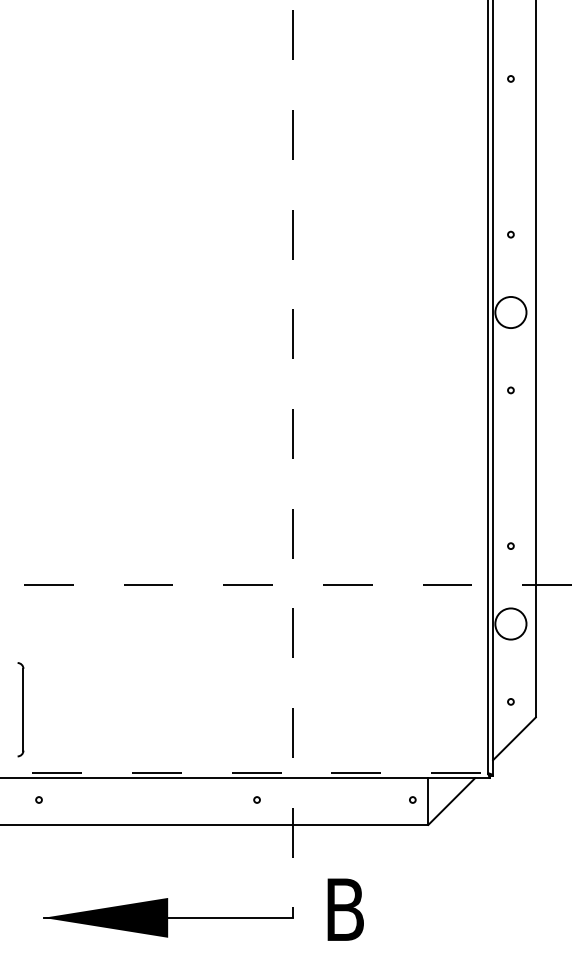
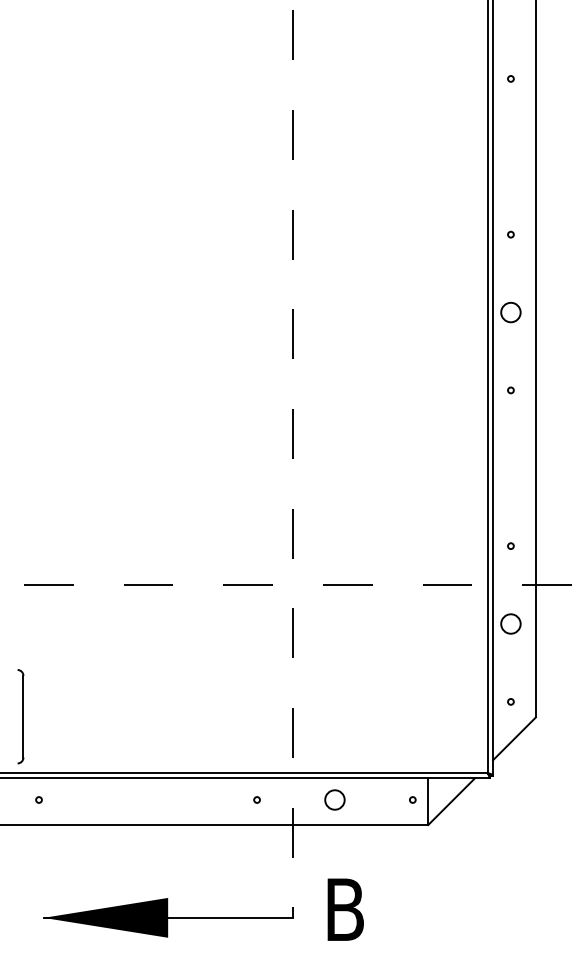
circle diameter: 31 px -> 19 px (510, 312)
circle diameter: 31 px -> 19 px (510, 623)
part position: (20, 709) -> (20, 716) (20, 716)
line: dashed -> solid (244, 773)
circle: none -> present (334, 799)
